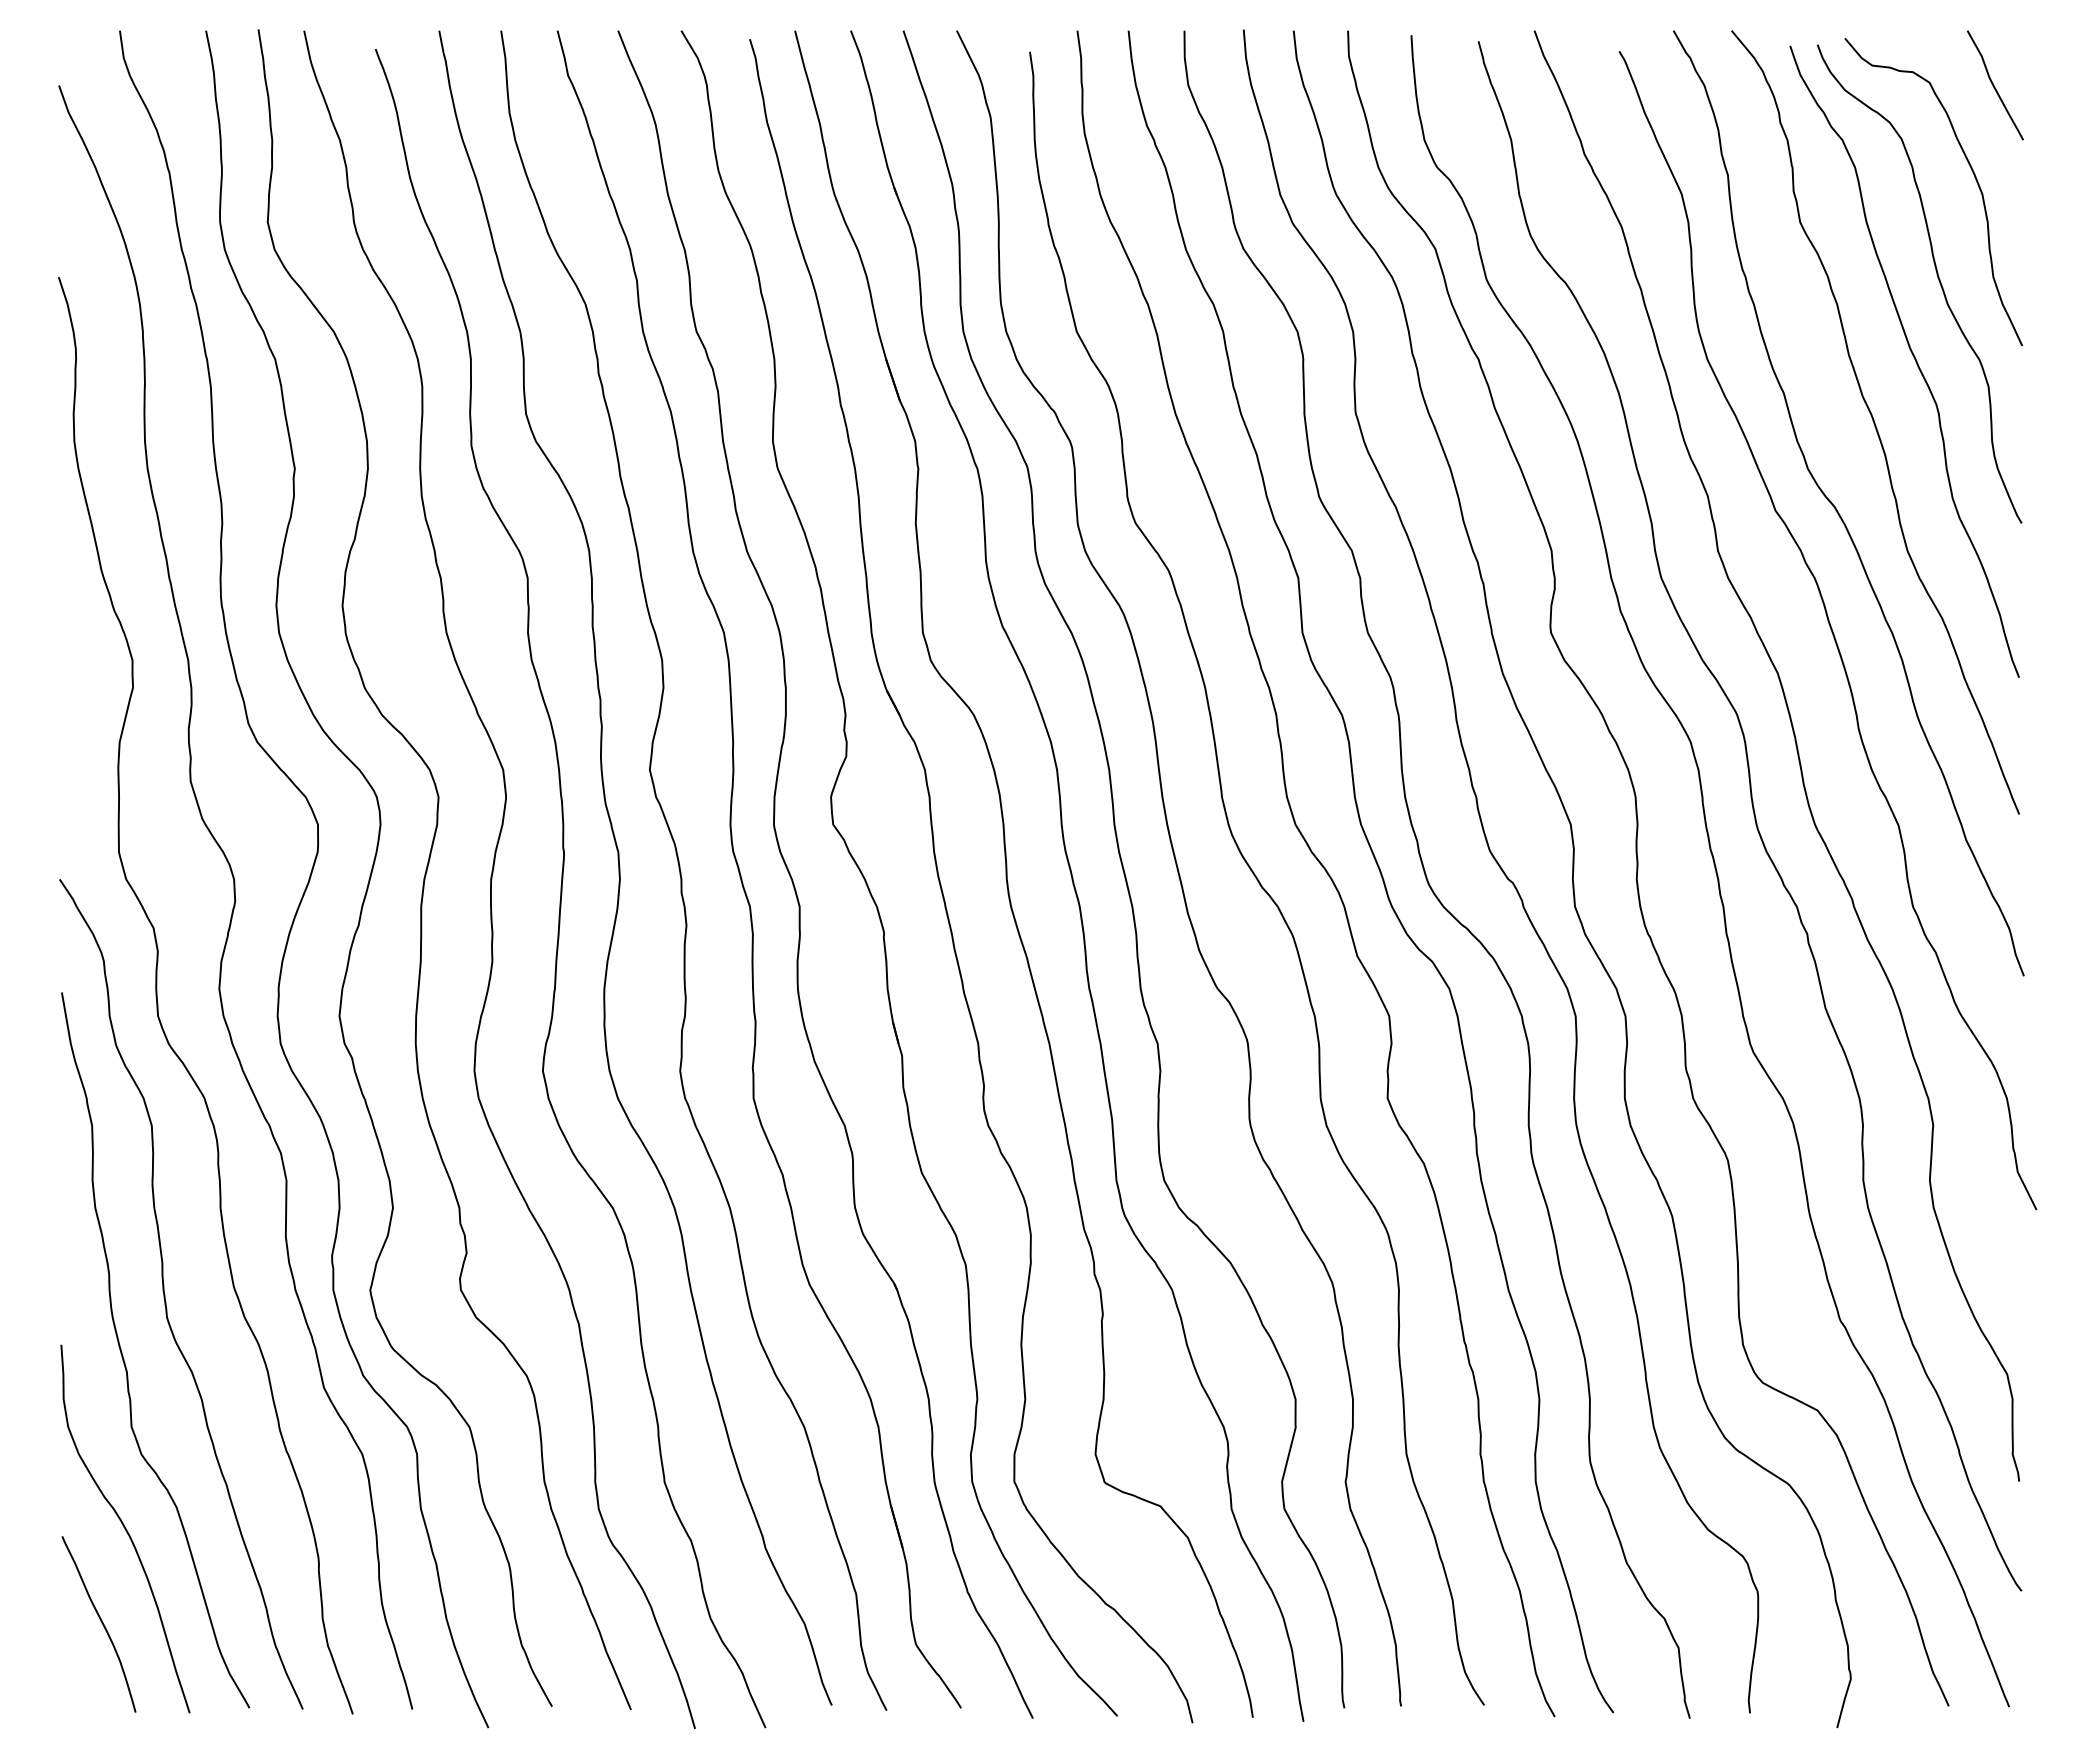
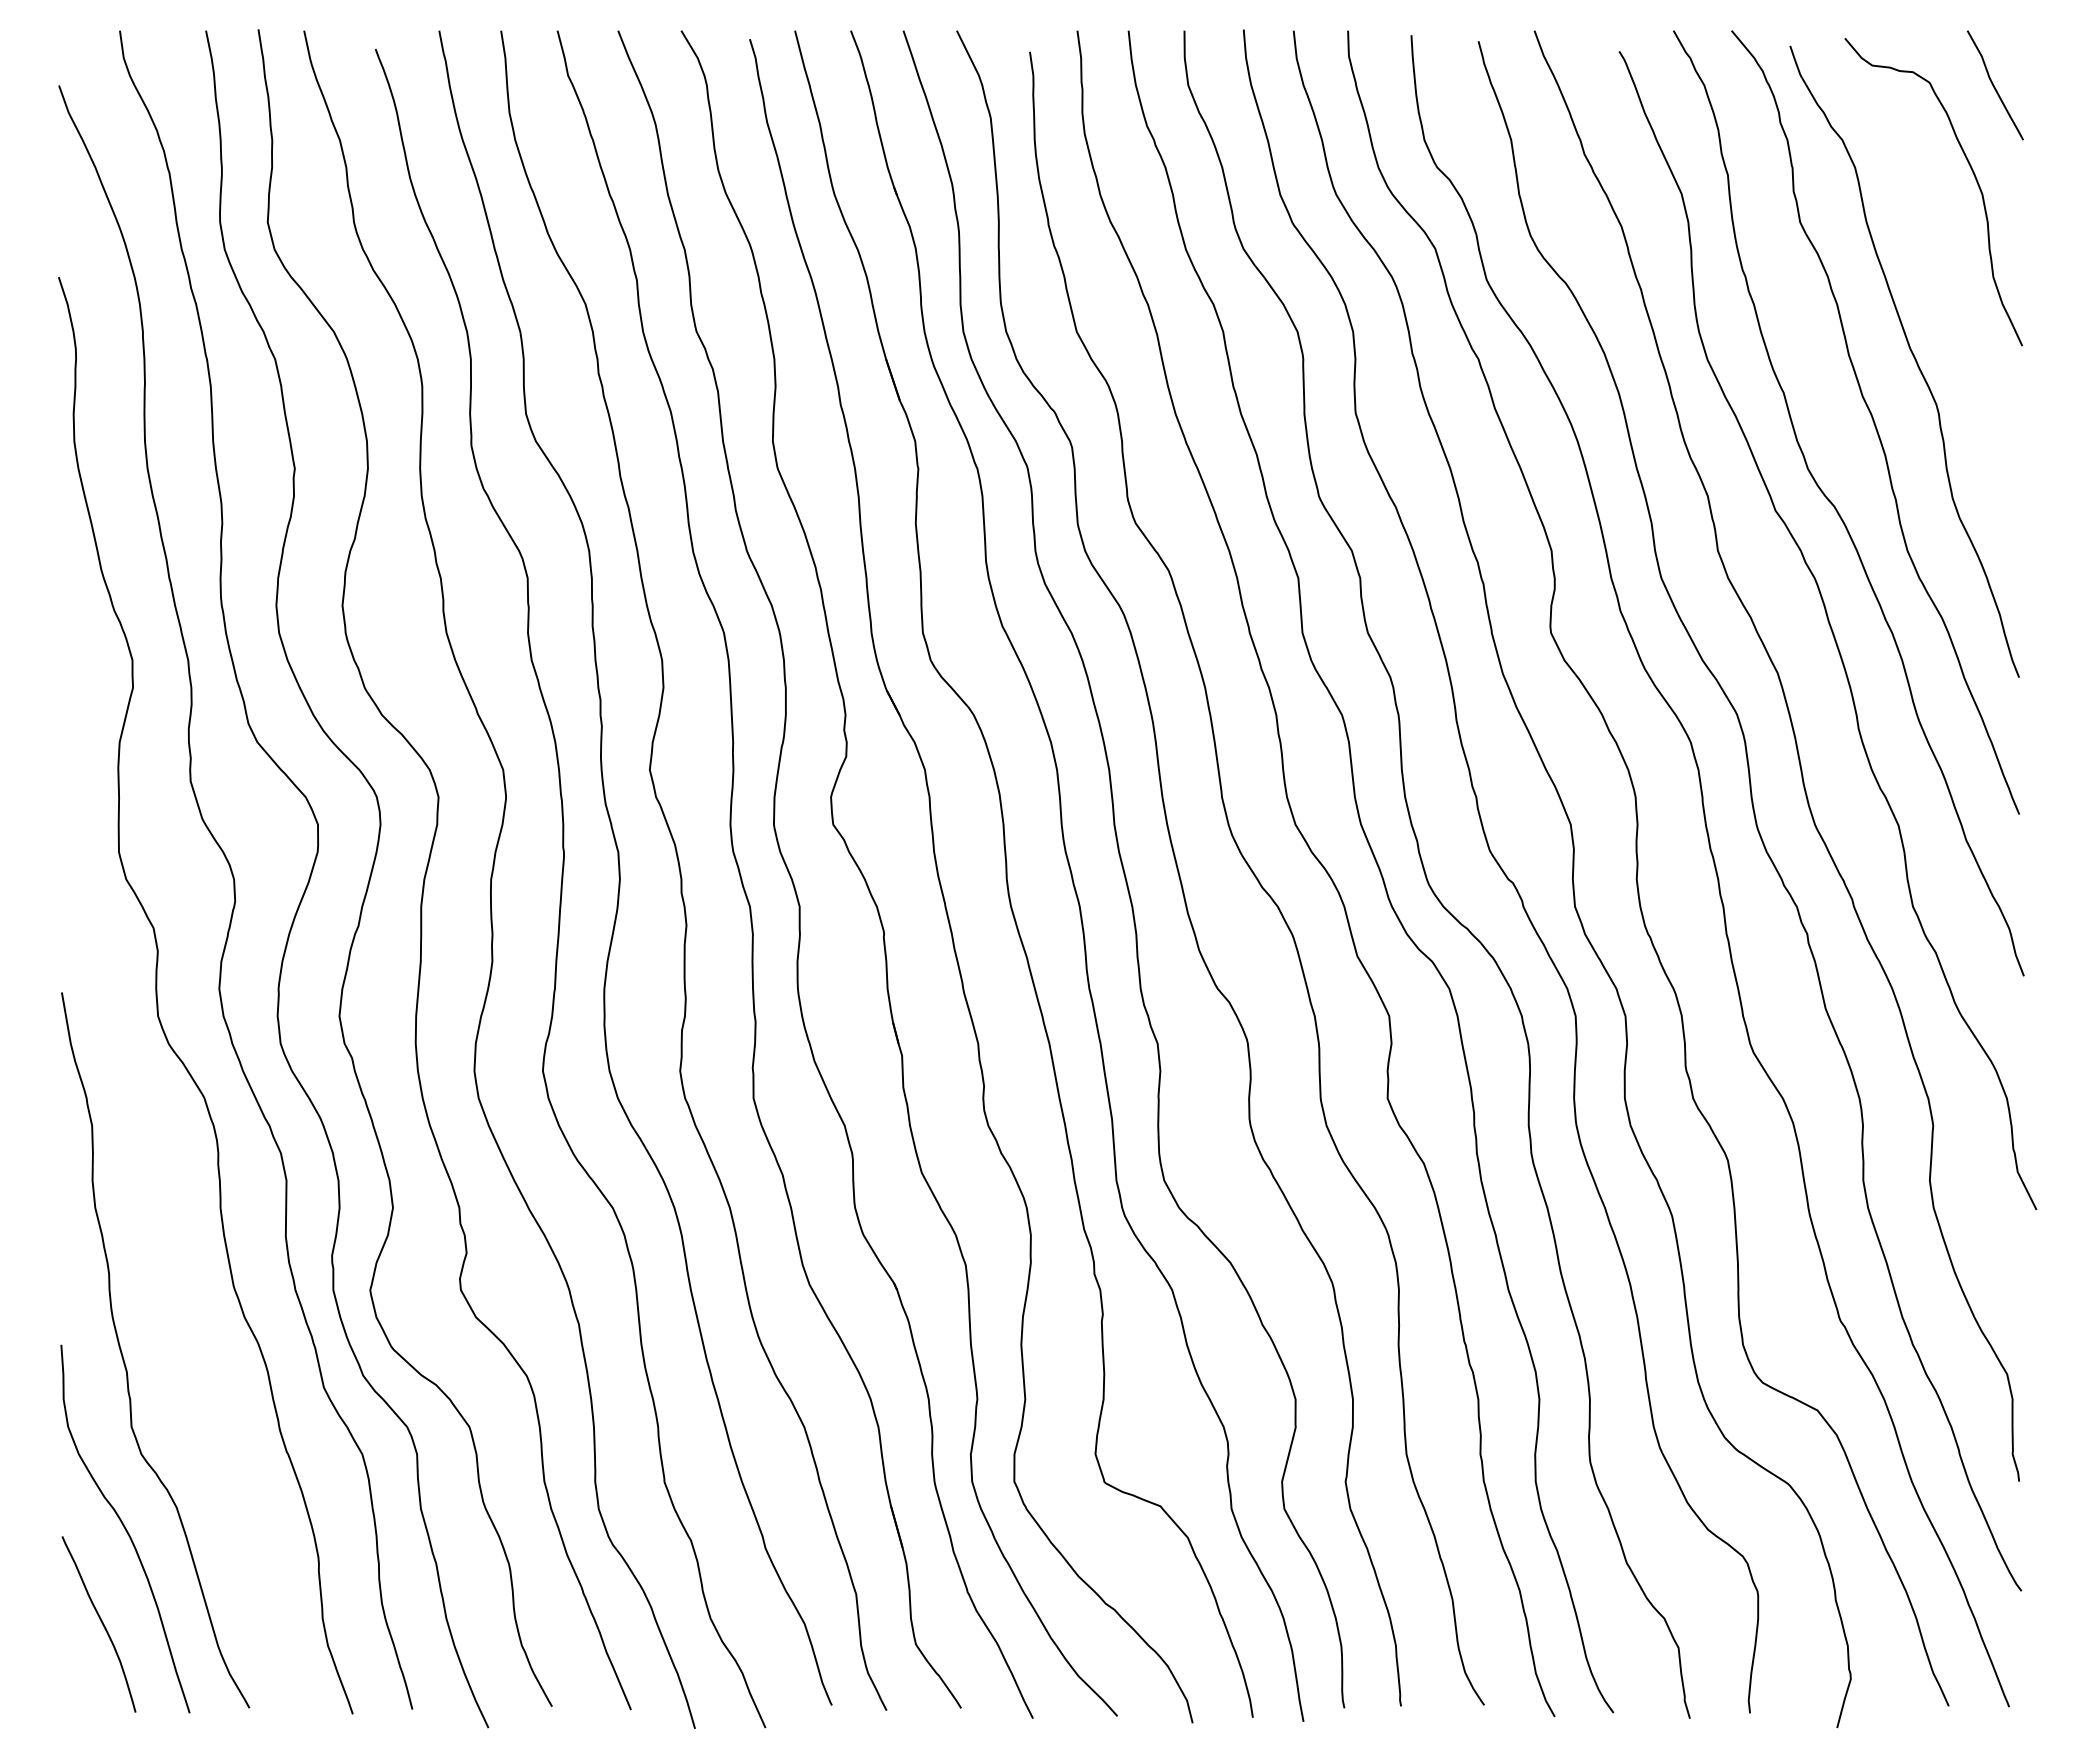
curve: present -> none (1937, 278)
curve: present -> none (165, 1294)
